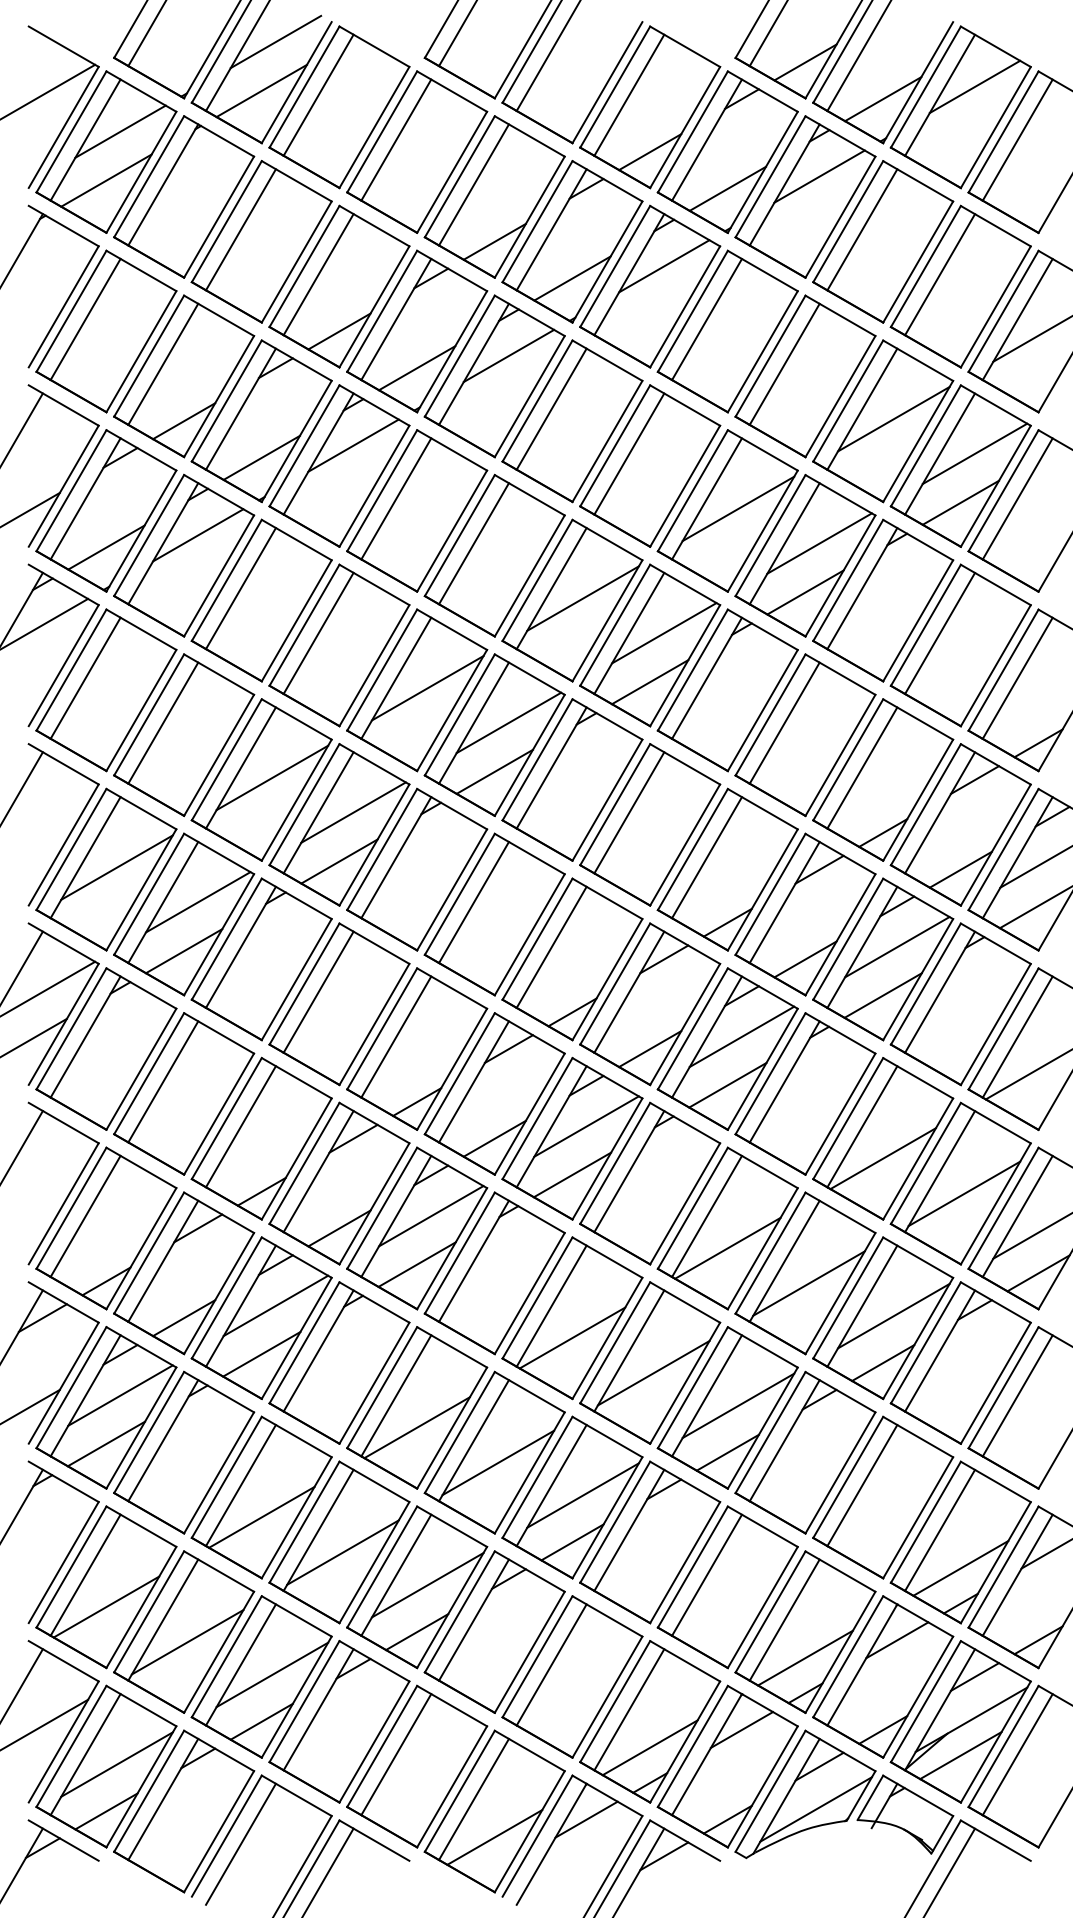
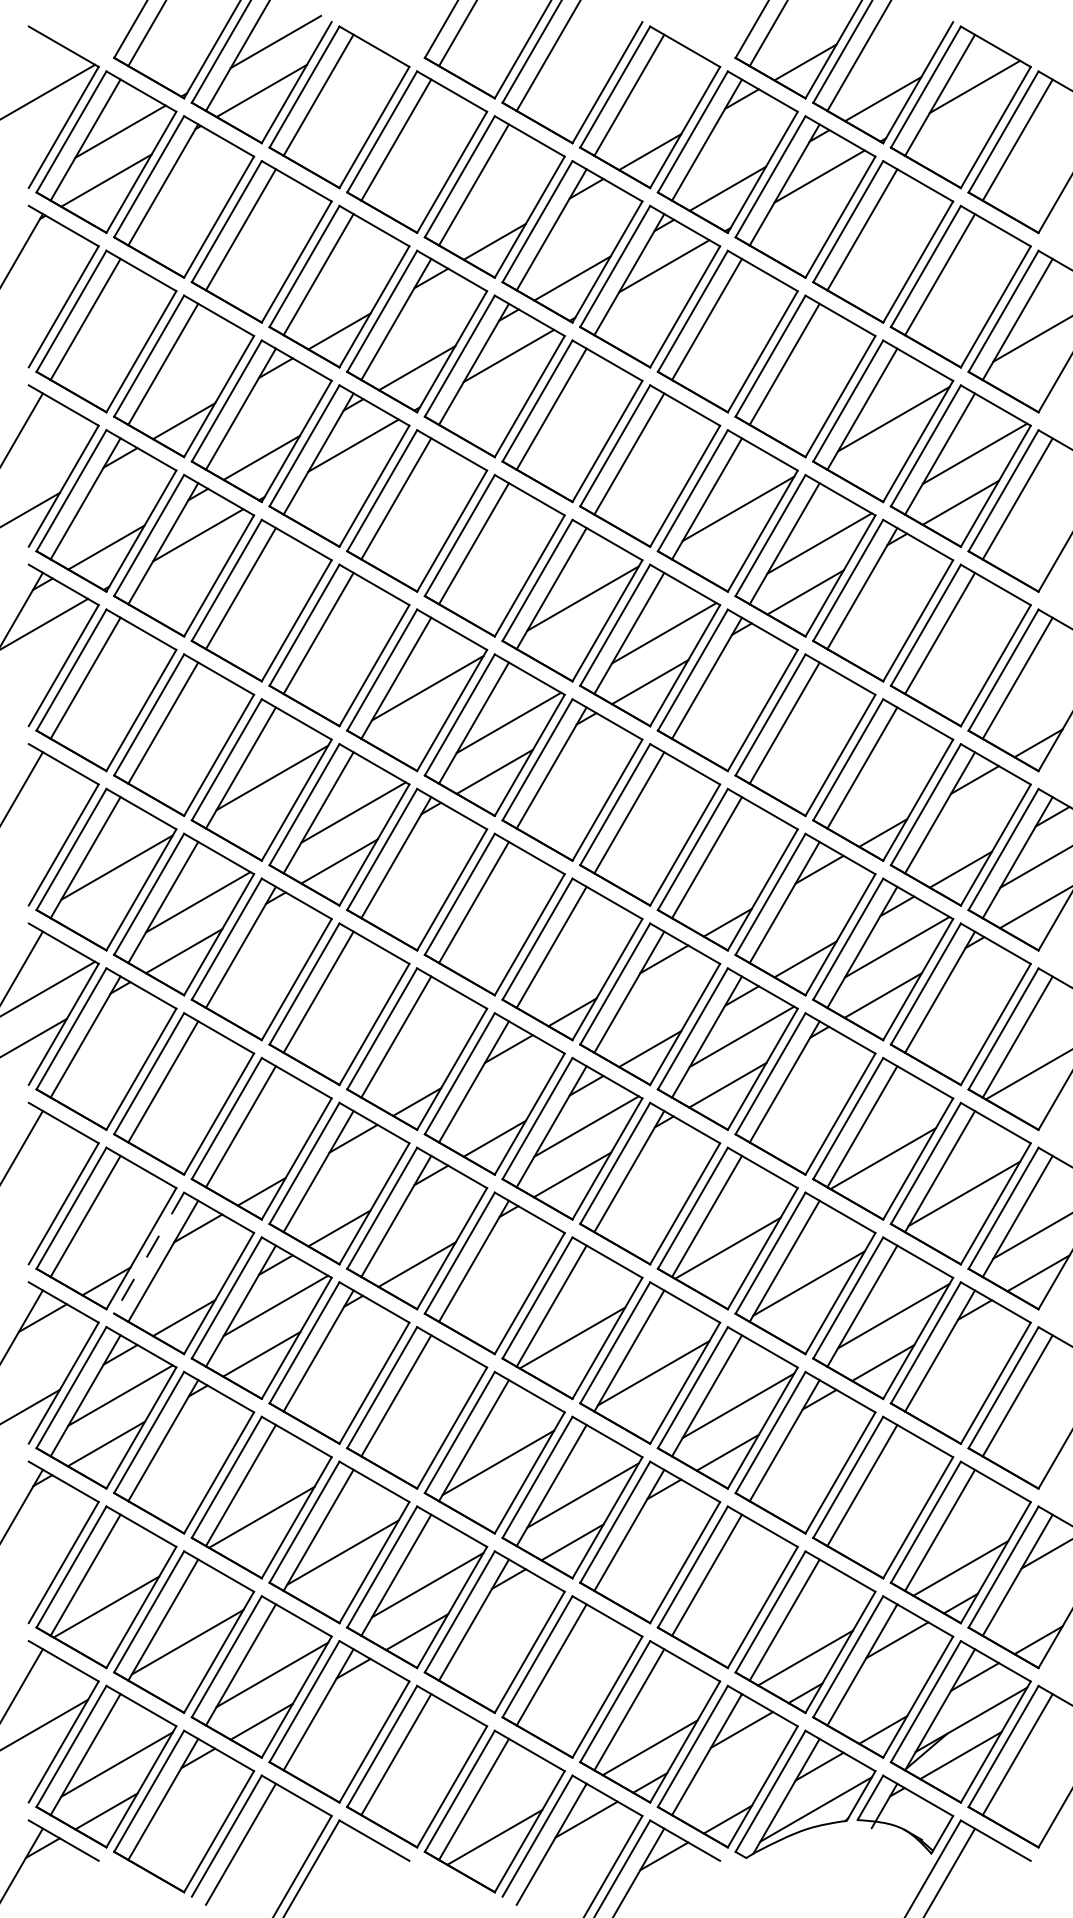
line: present -> none (431, 1216)
line: solid -> dashed (149, 1253)
line: present -> none (416, 1427)
line: present -> none (328, 1871)
